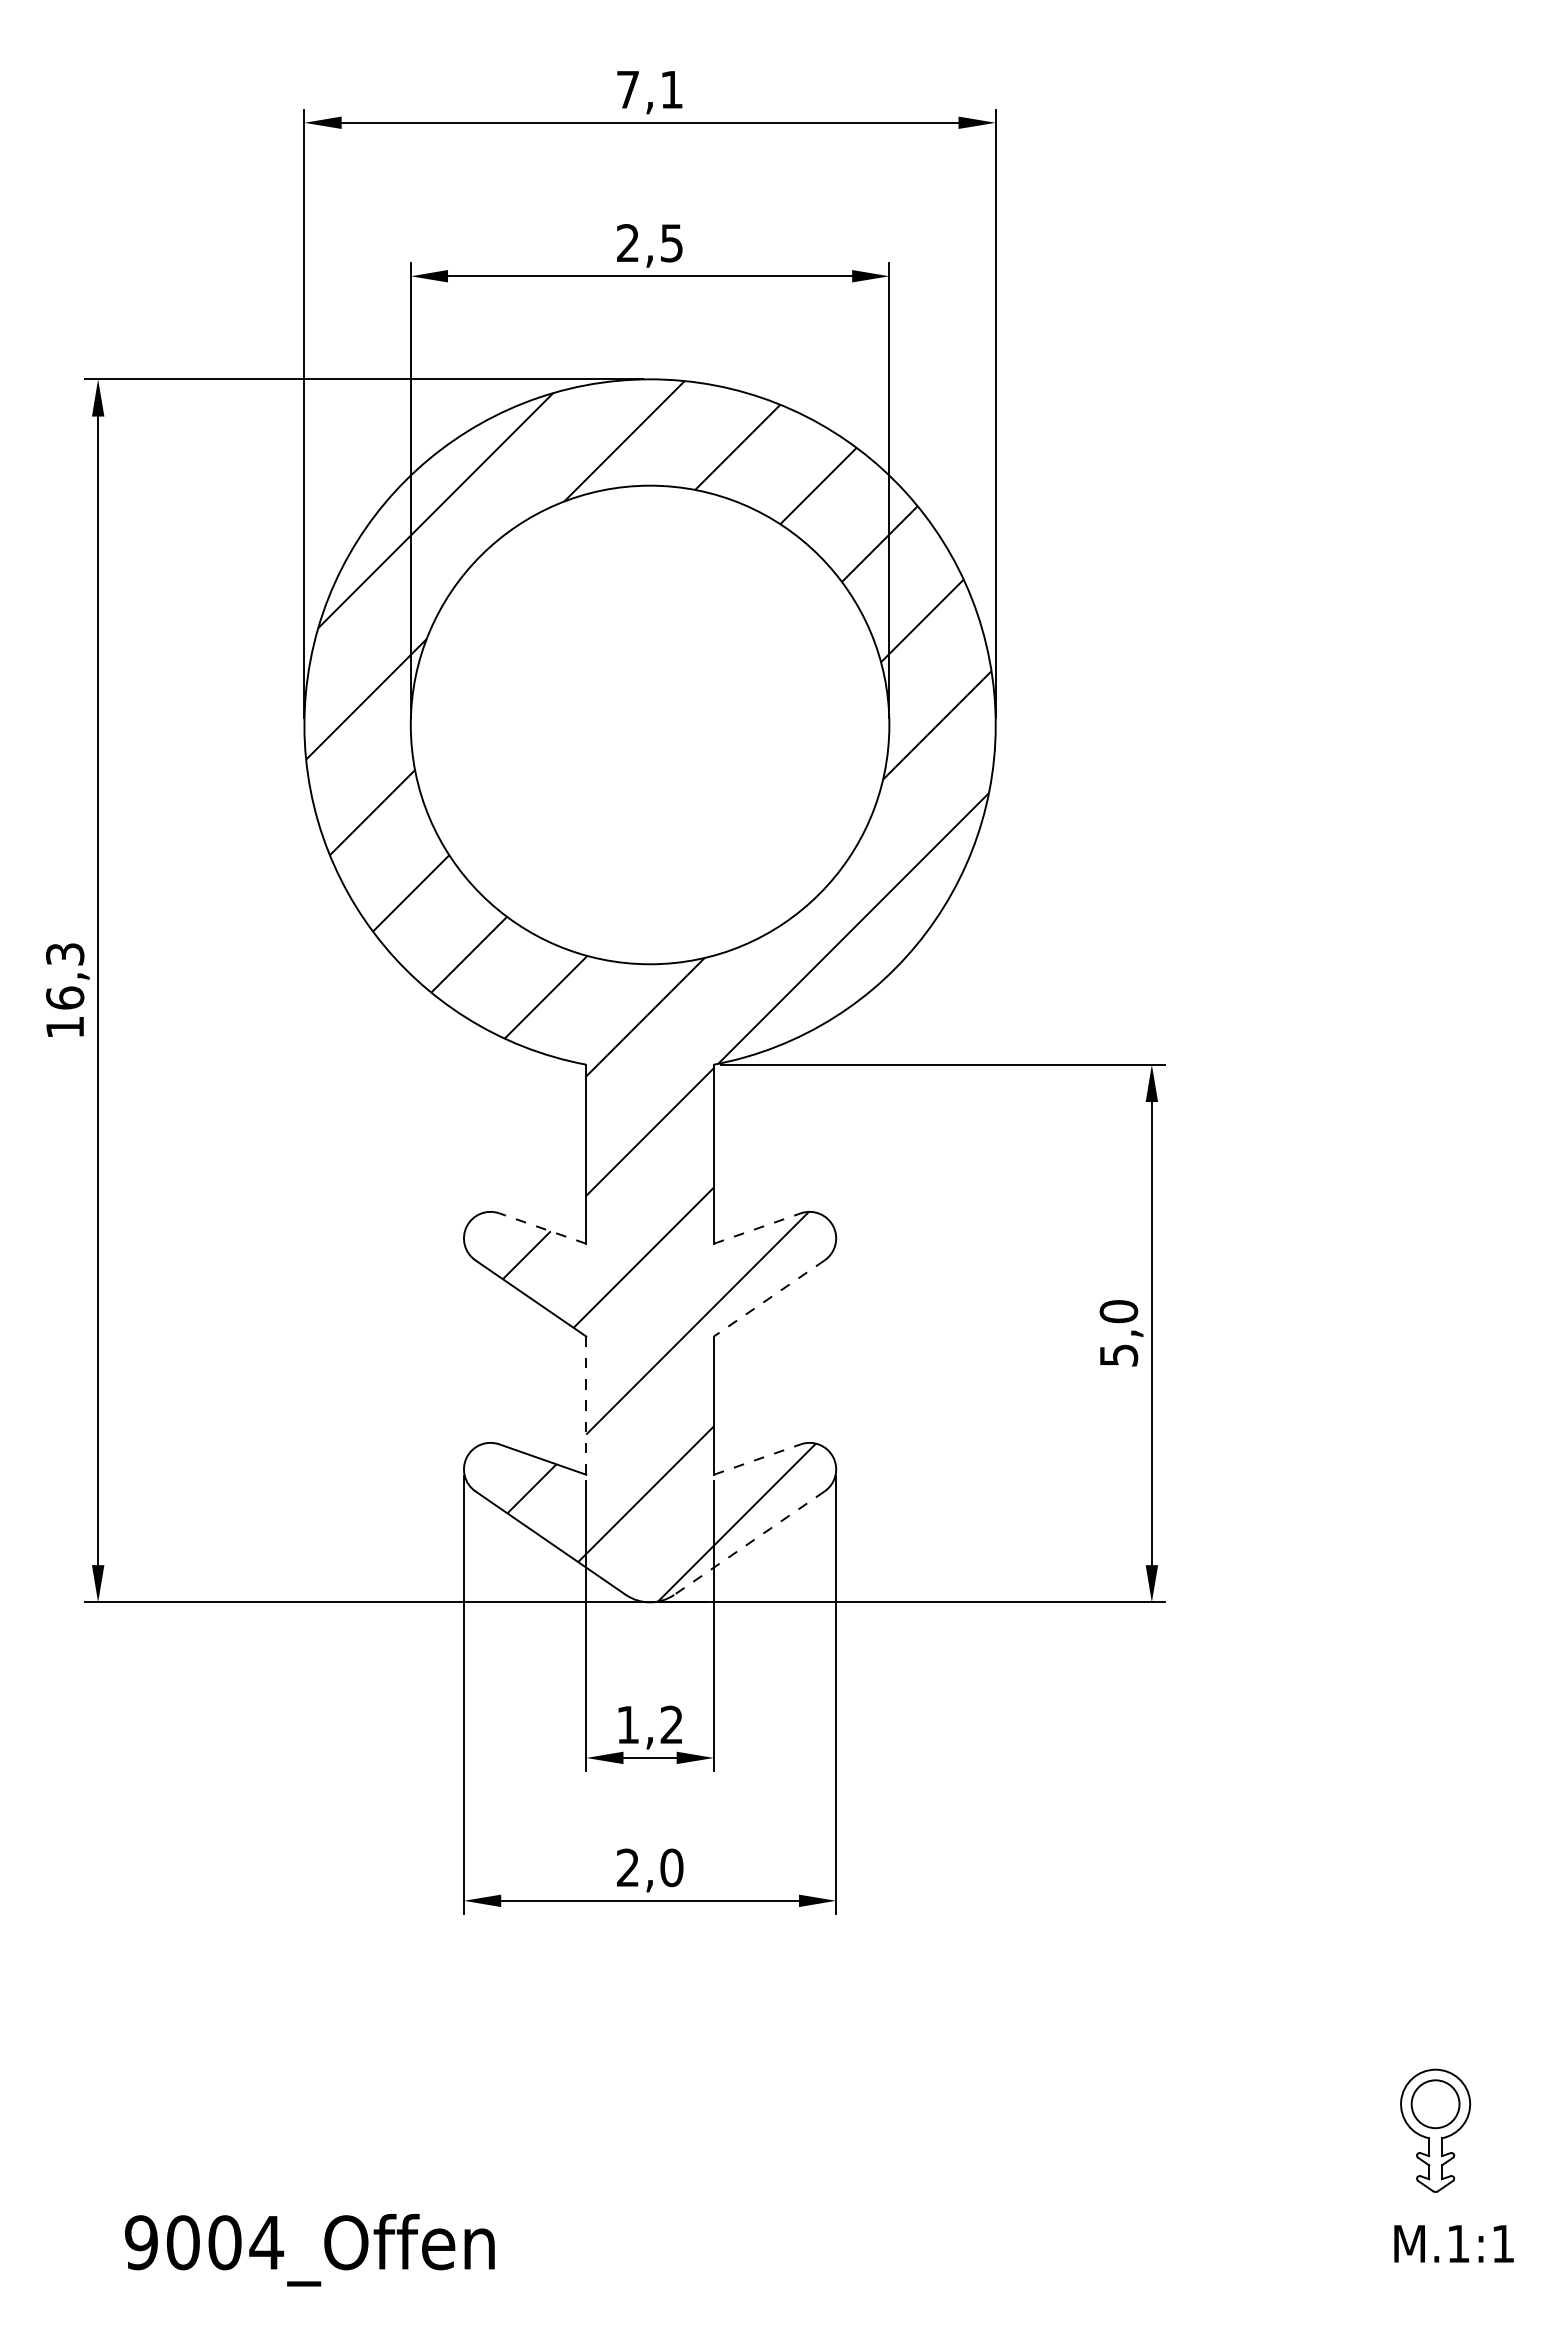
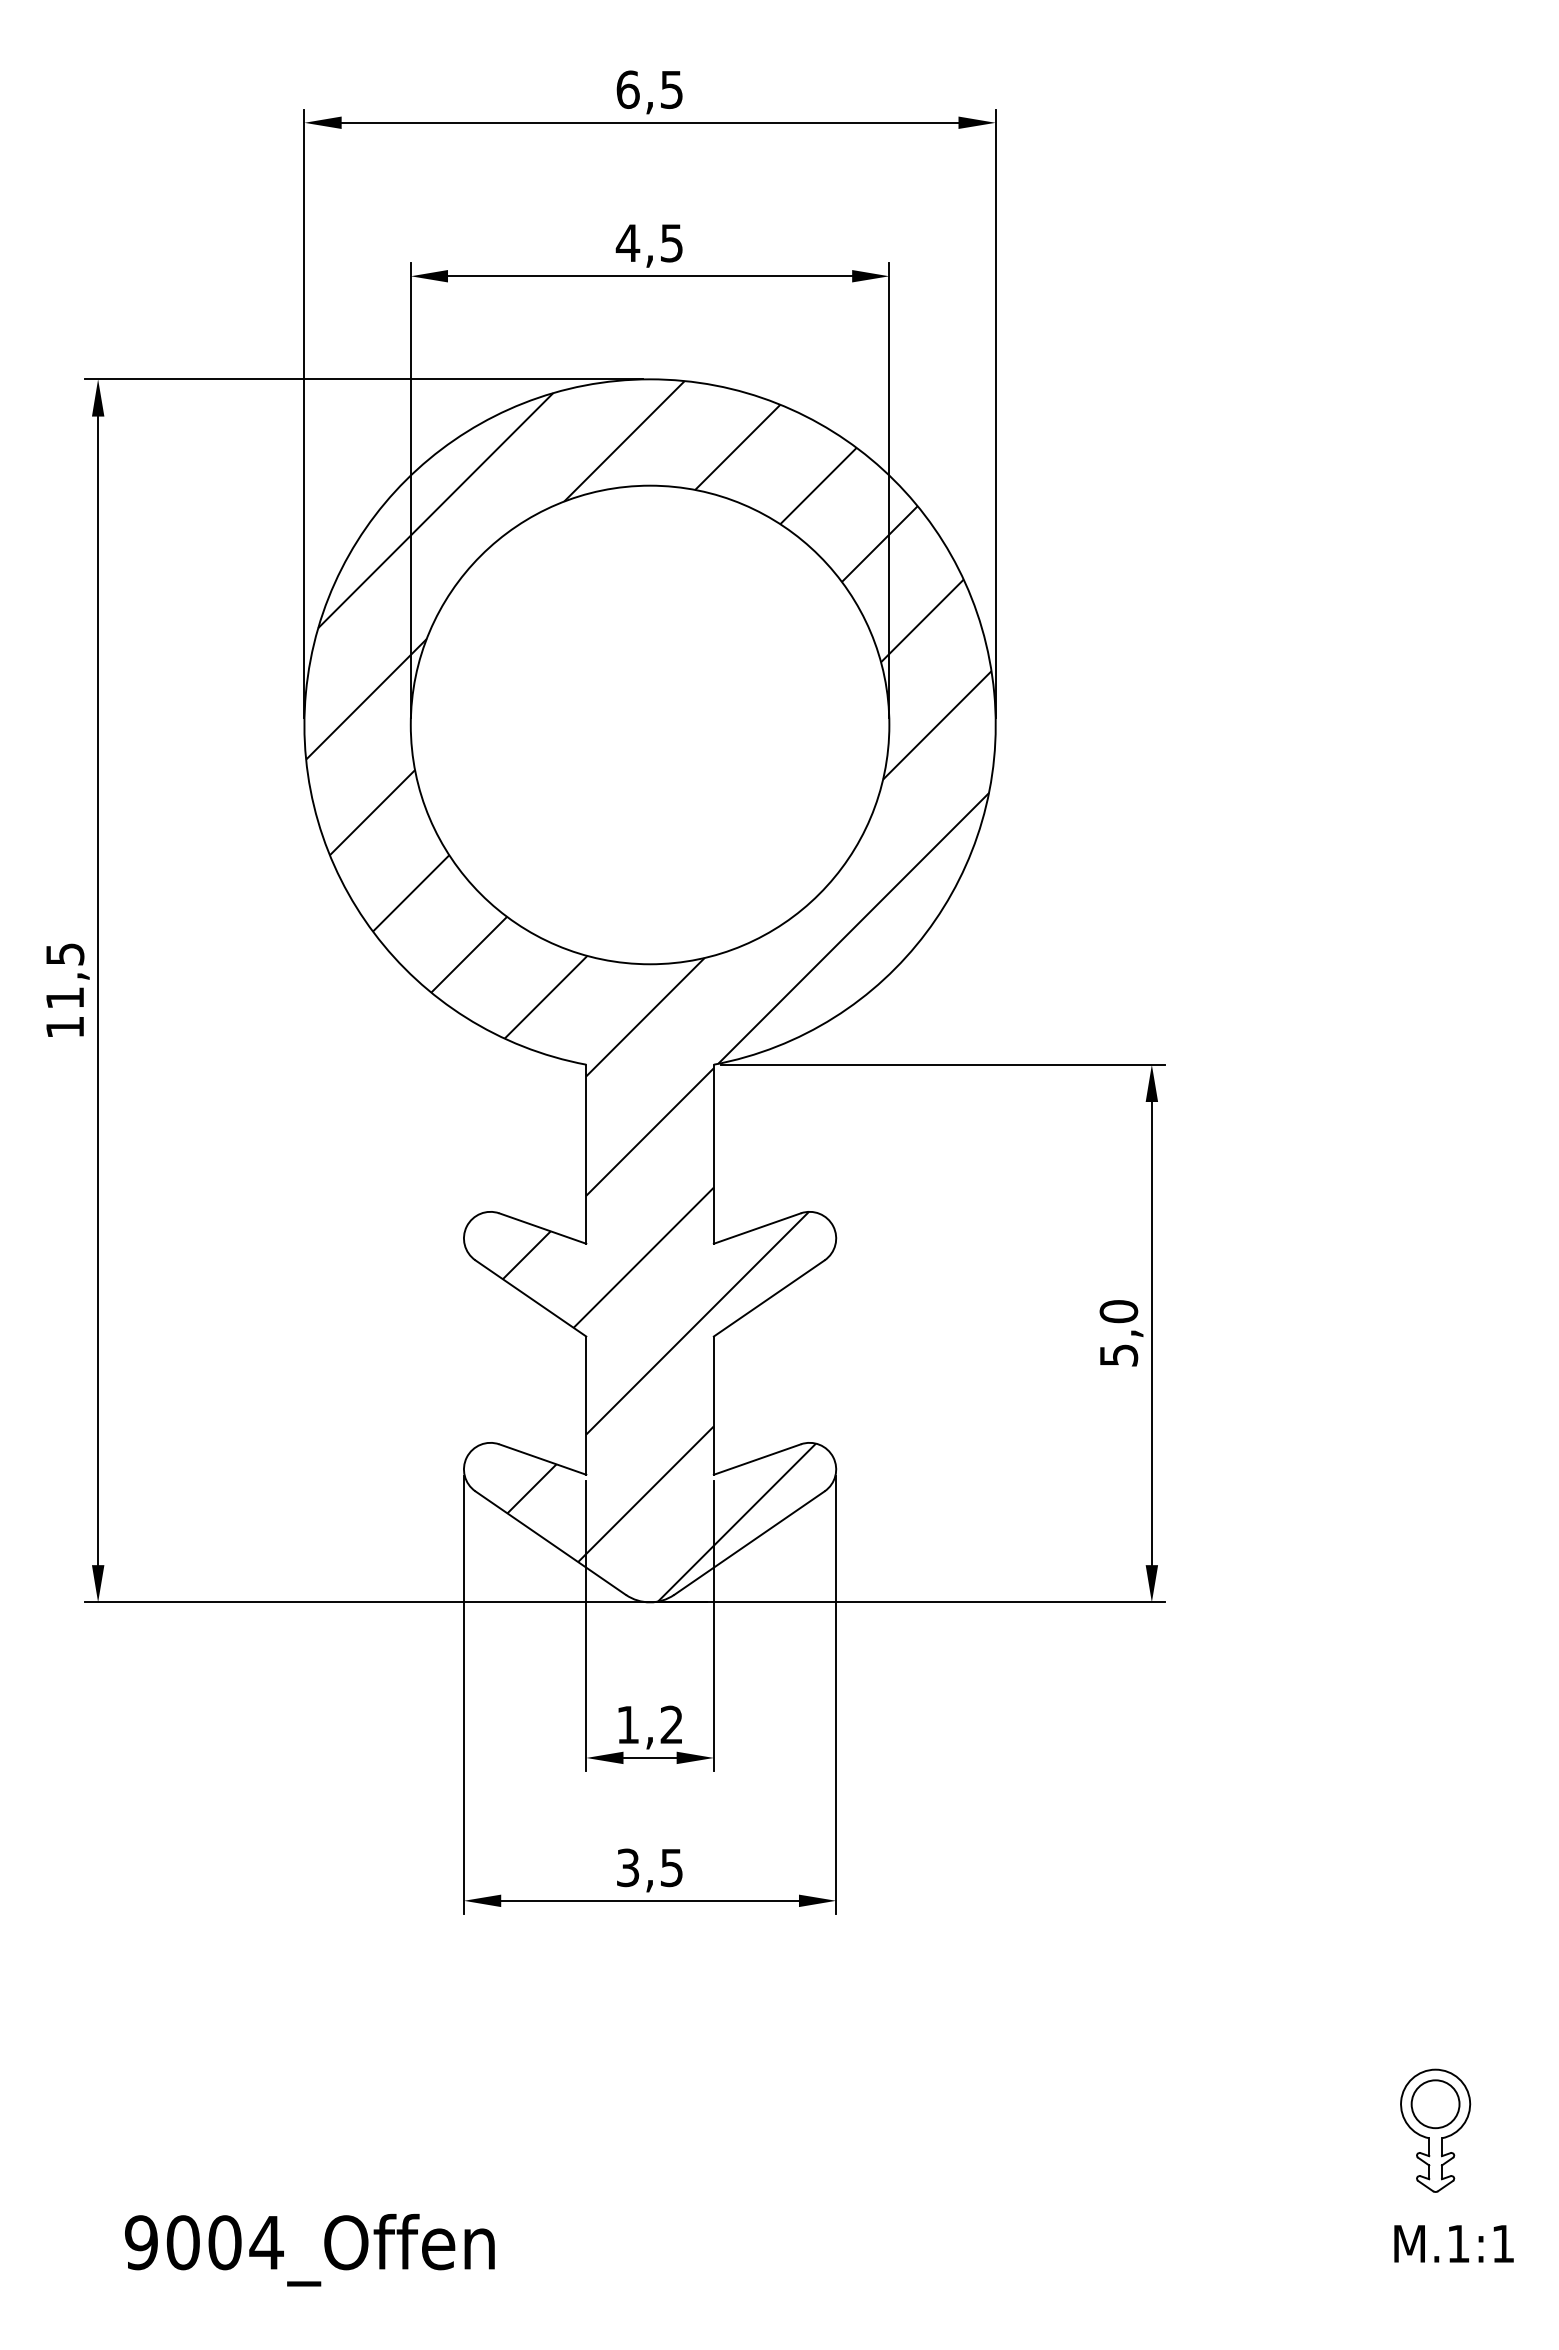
text: 7,1 -> 6,5 (649, 89)
text: 2,5 -> 4,5 (627, 242)
text: 16,3 -> 11,5 (65, 976)
line: dashed -> solid (542, 1228)
line: dashed -> solid (757, 1228)
line: dashed -> solid (768, 1298)
line: dashed -> solid (586, 1406)
line: dashed -> solid (757, 1459)
line: dashed -> solid (749, 1543)
text: 2,0 -> 3,5 (650, 1867)
